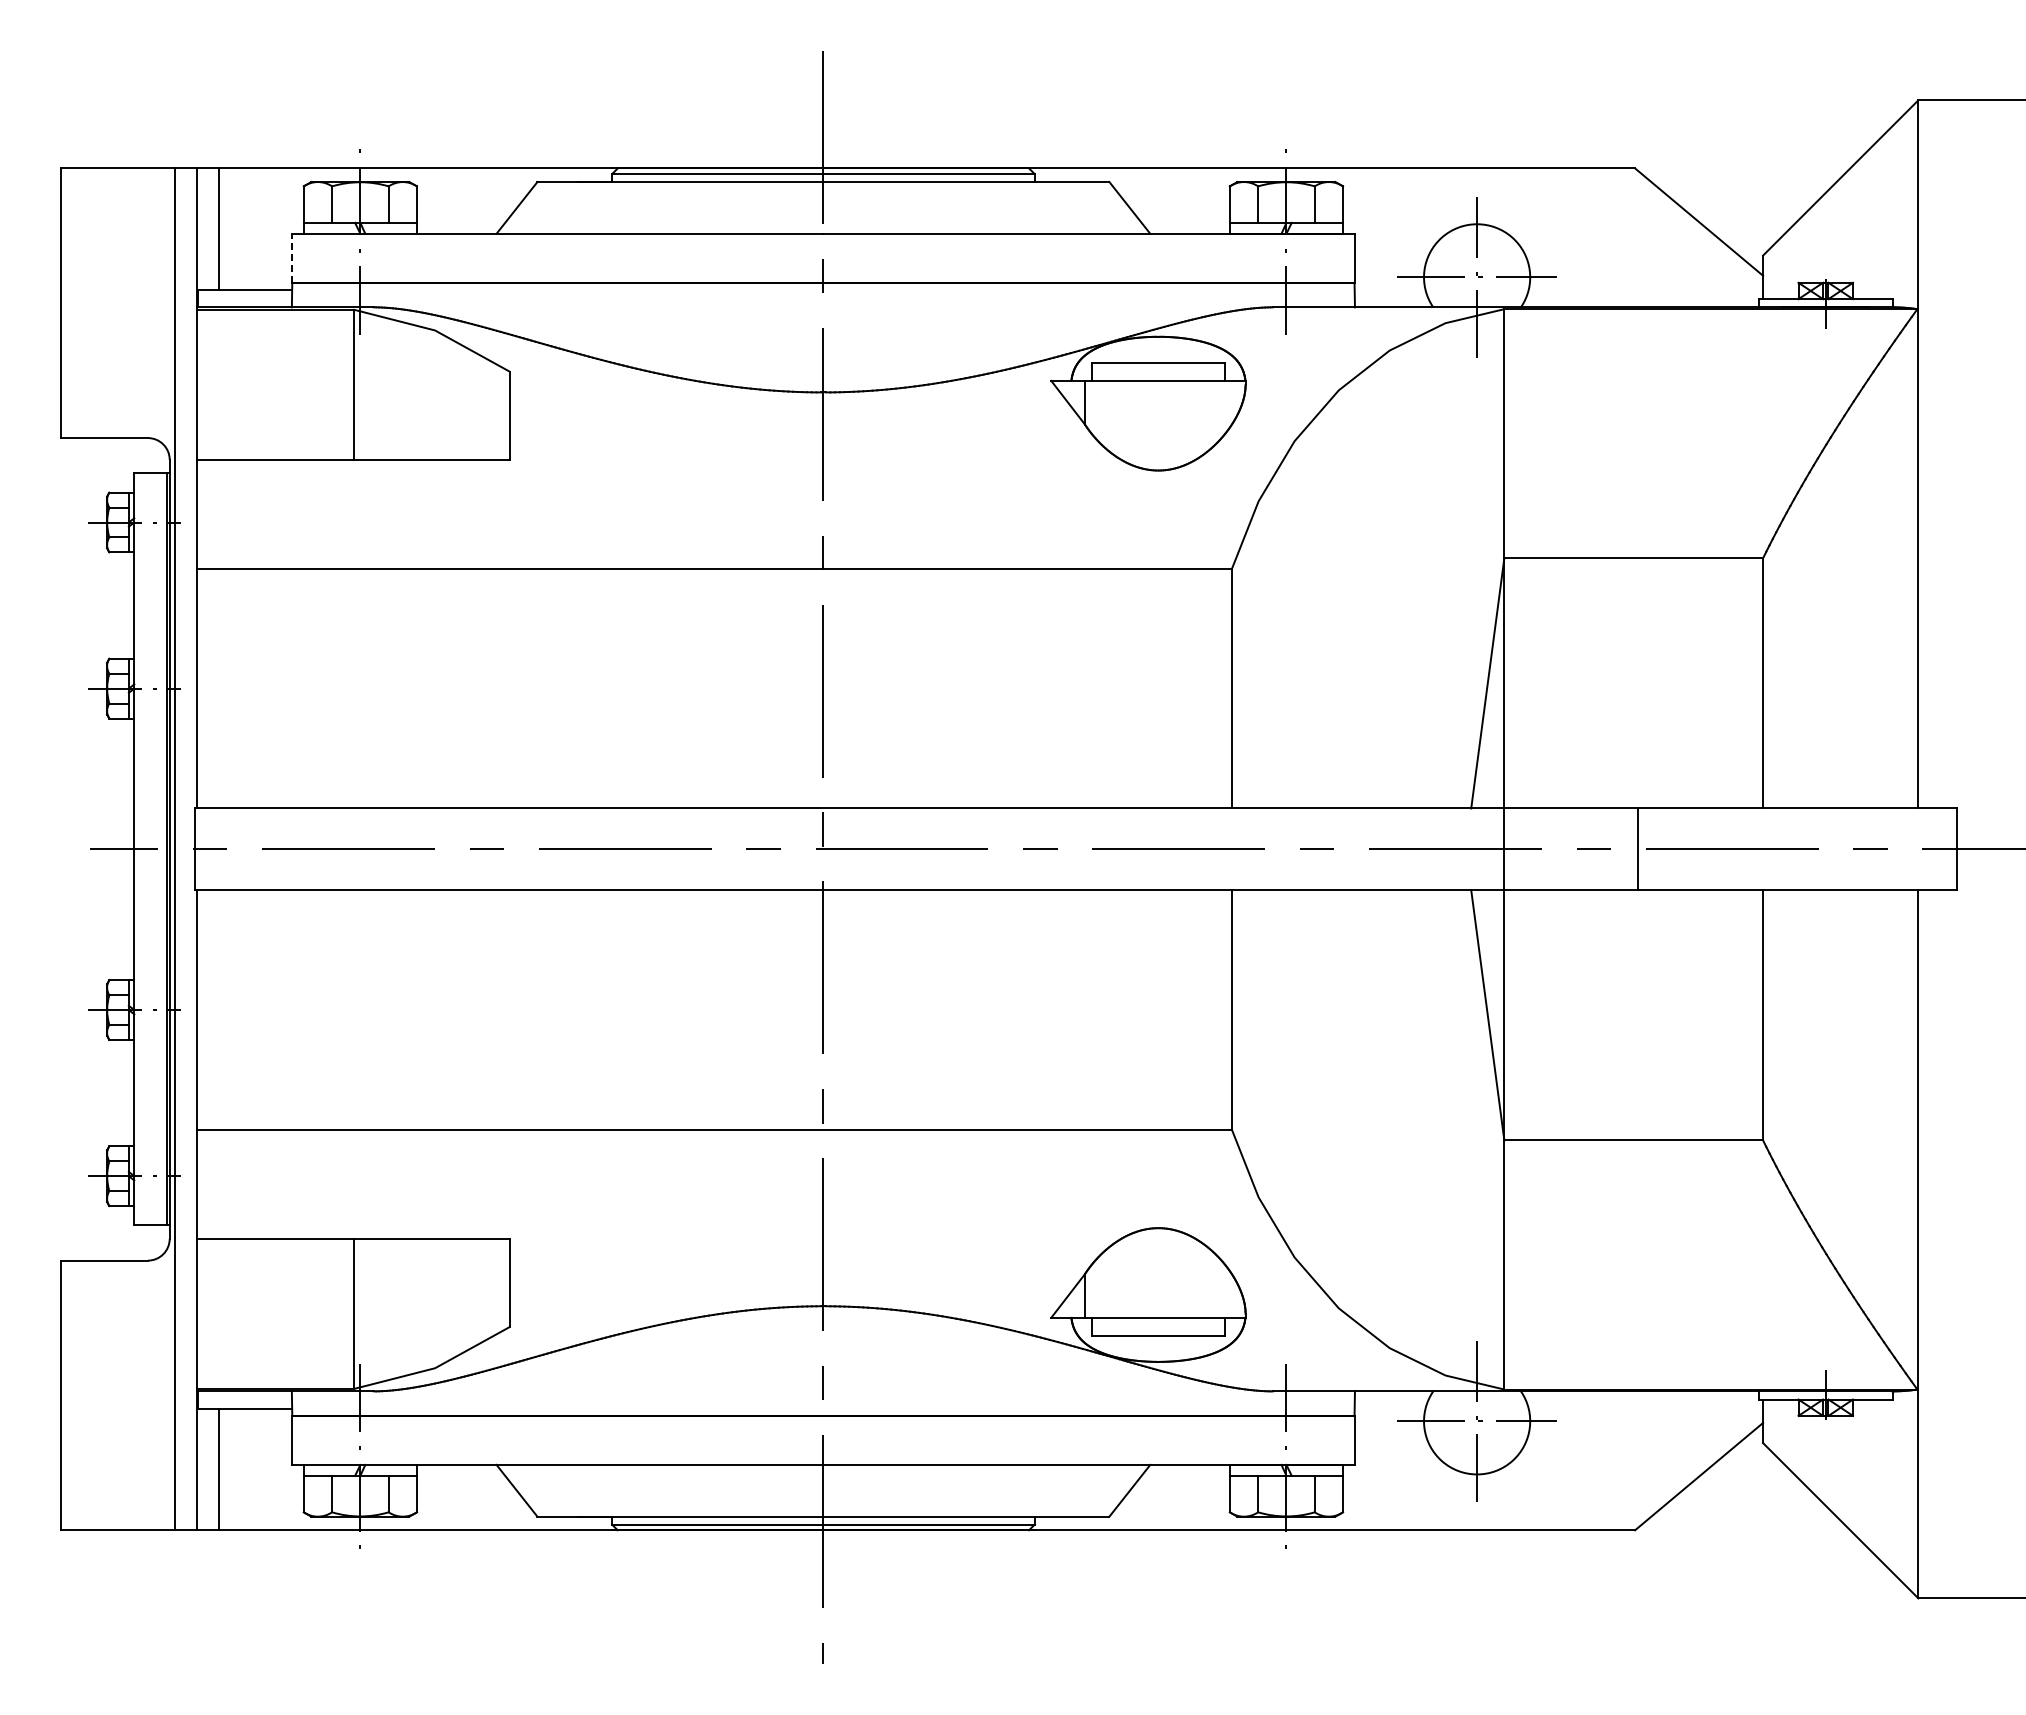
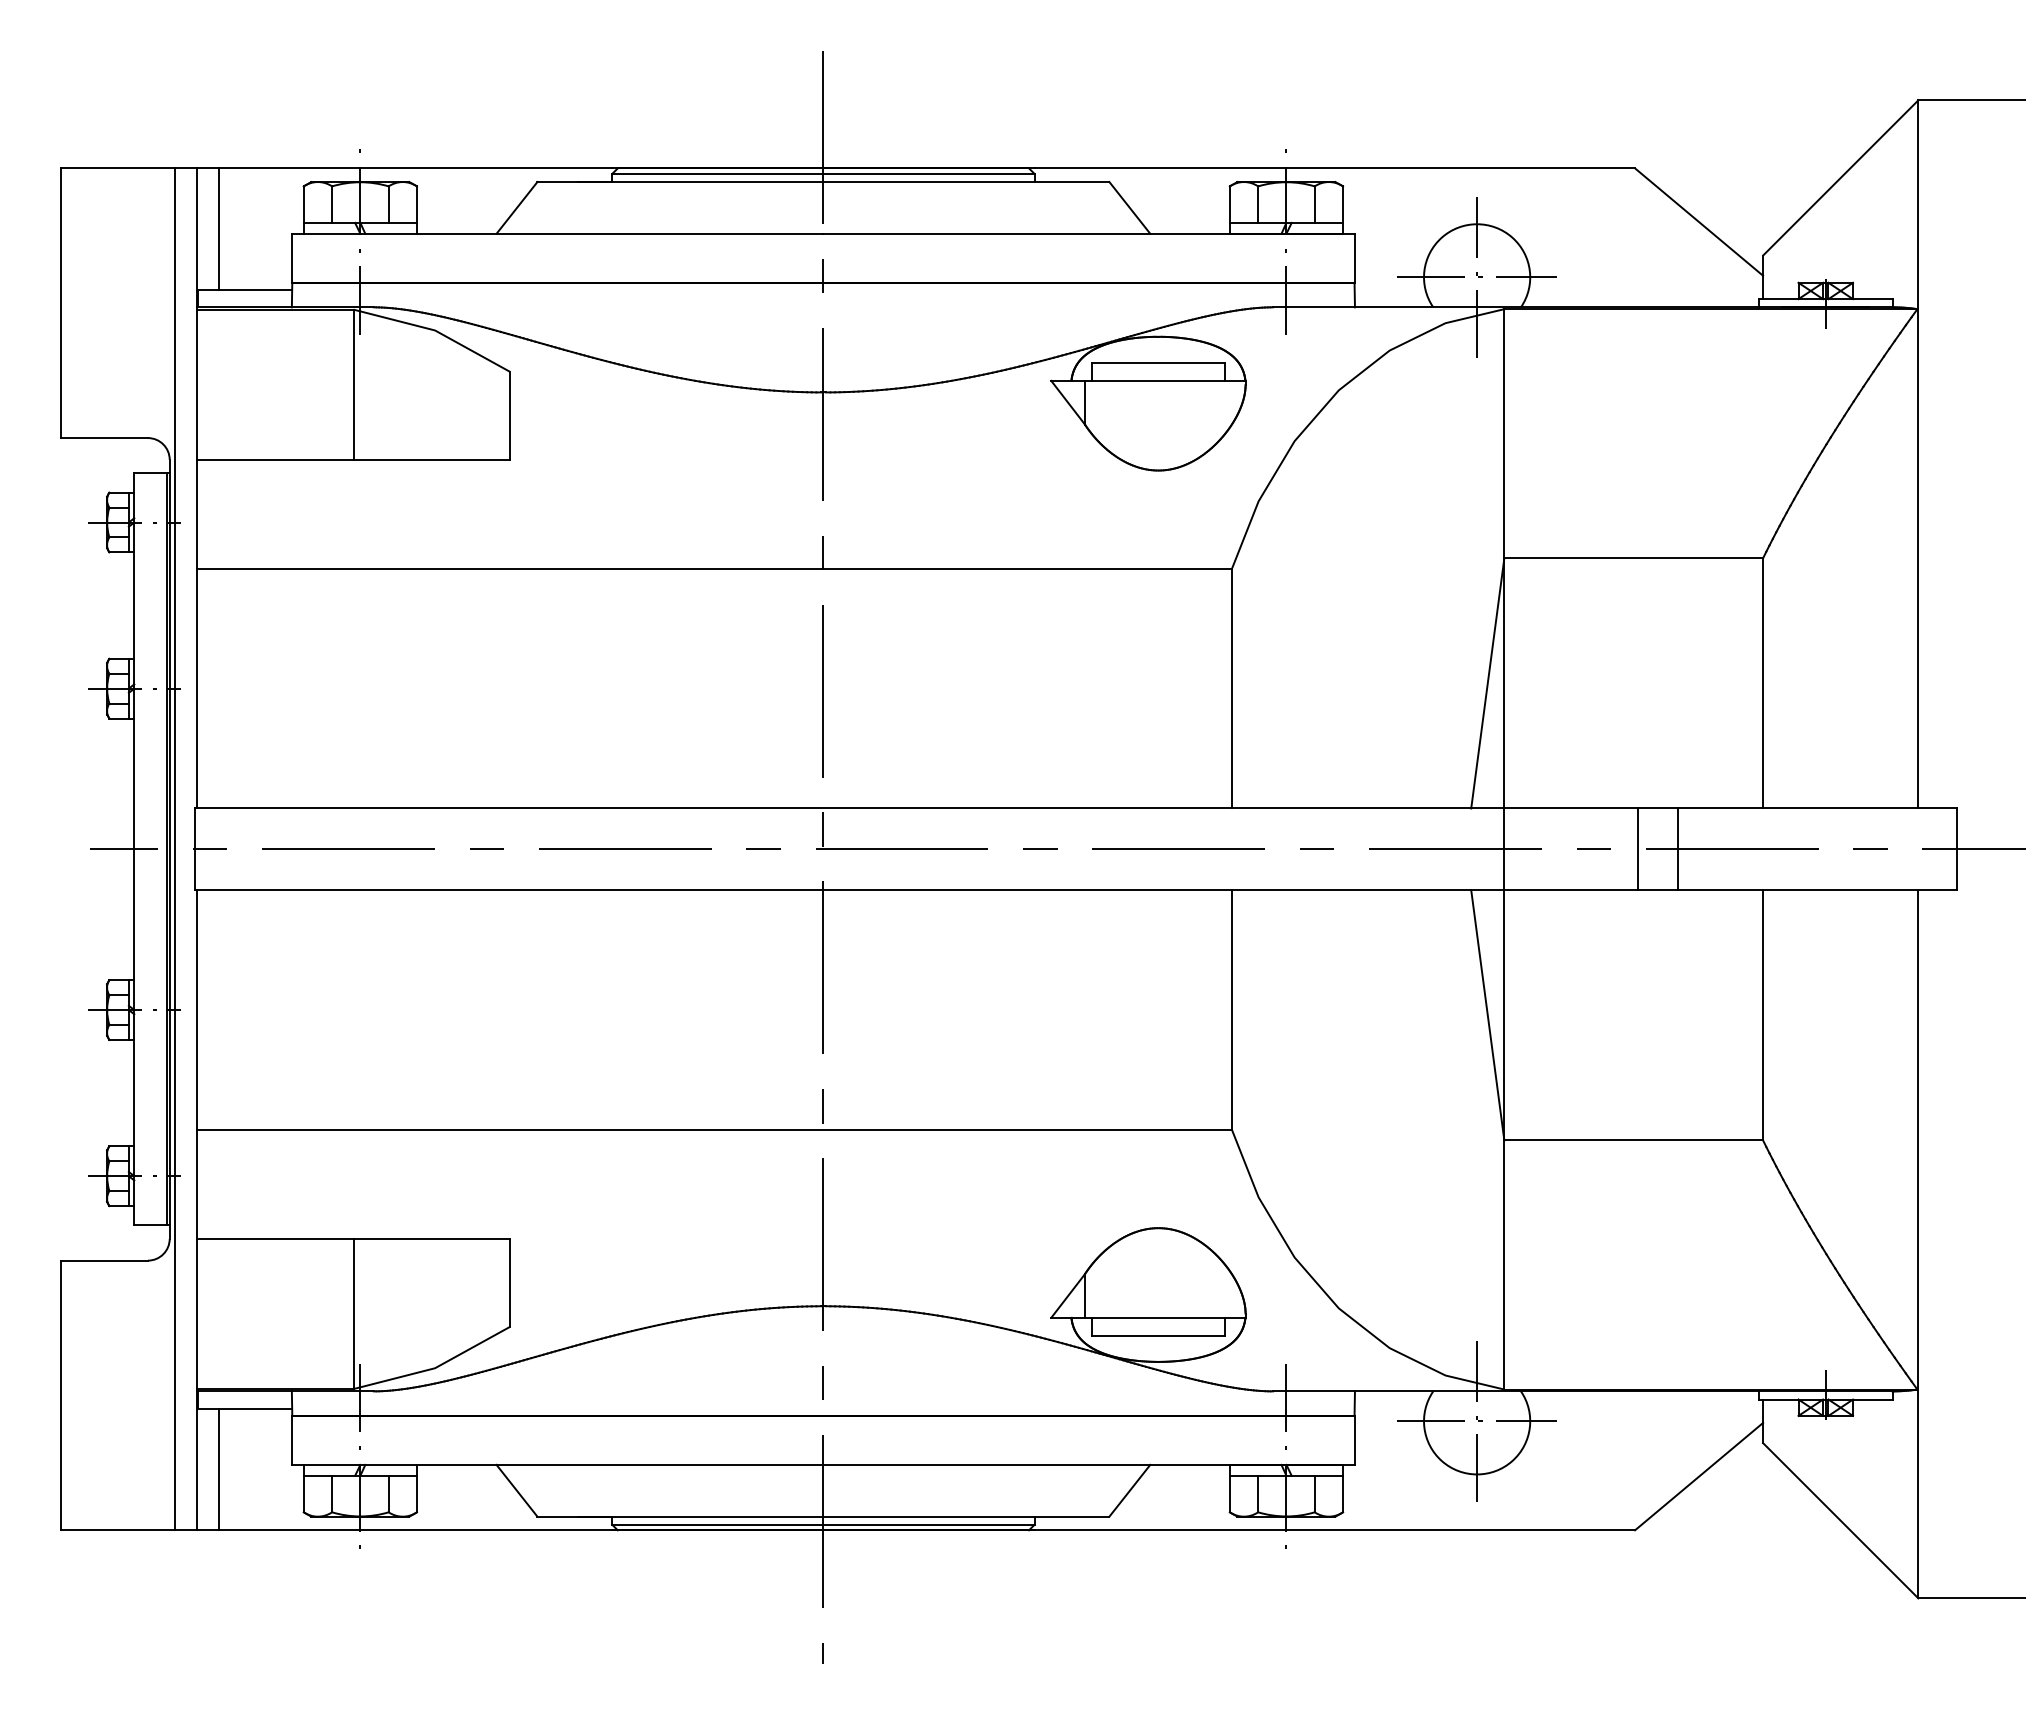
line: dashed -> solid (292, 258)
line: none -> present (1678, 849)
